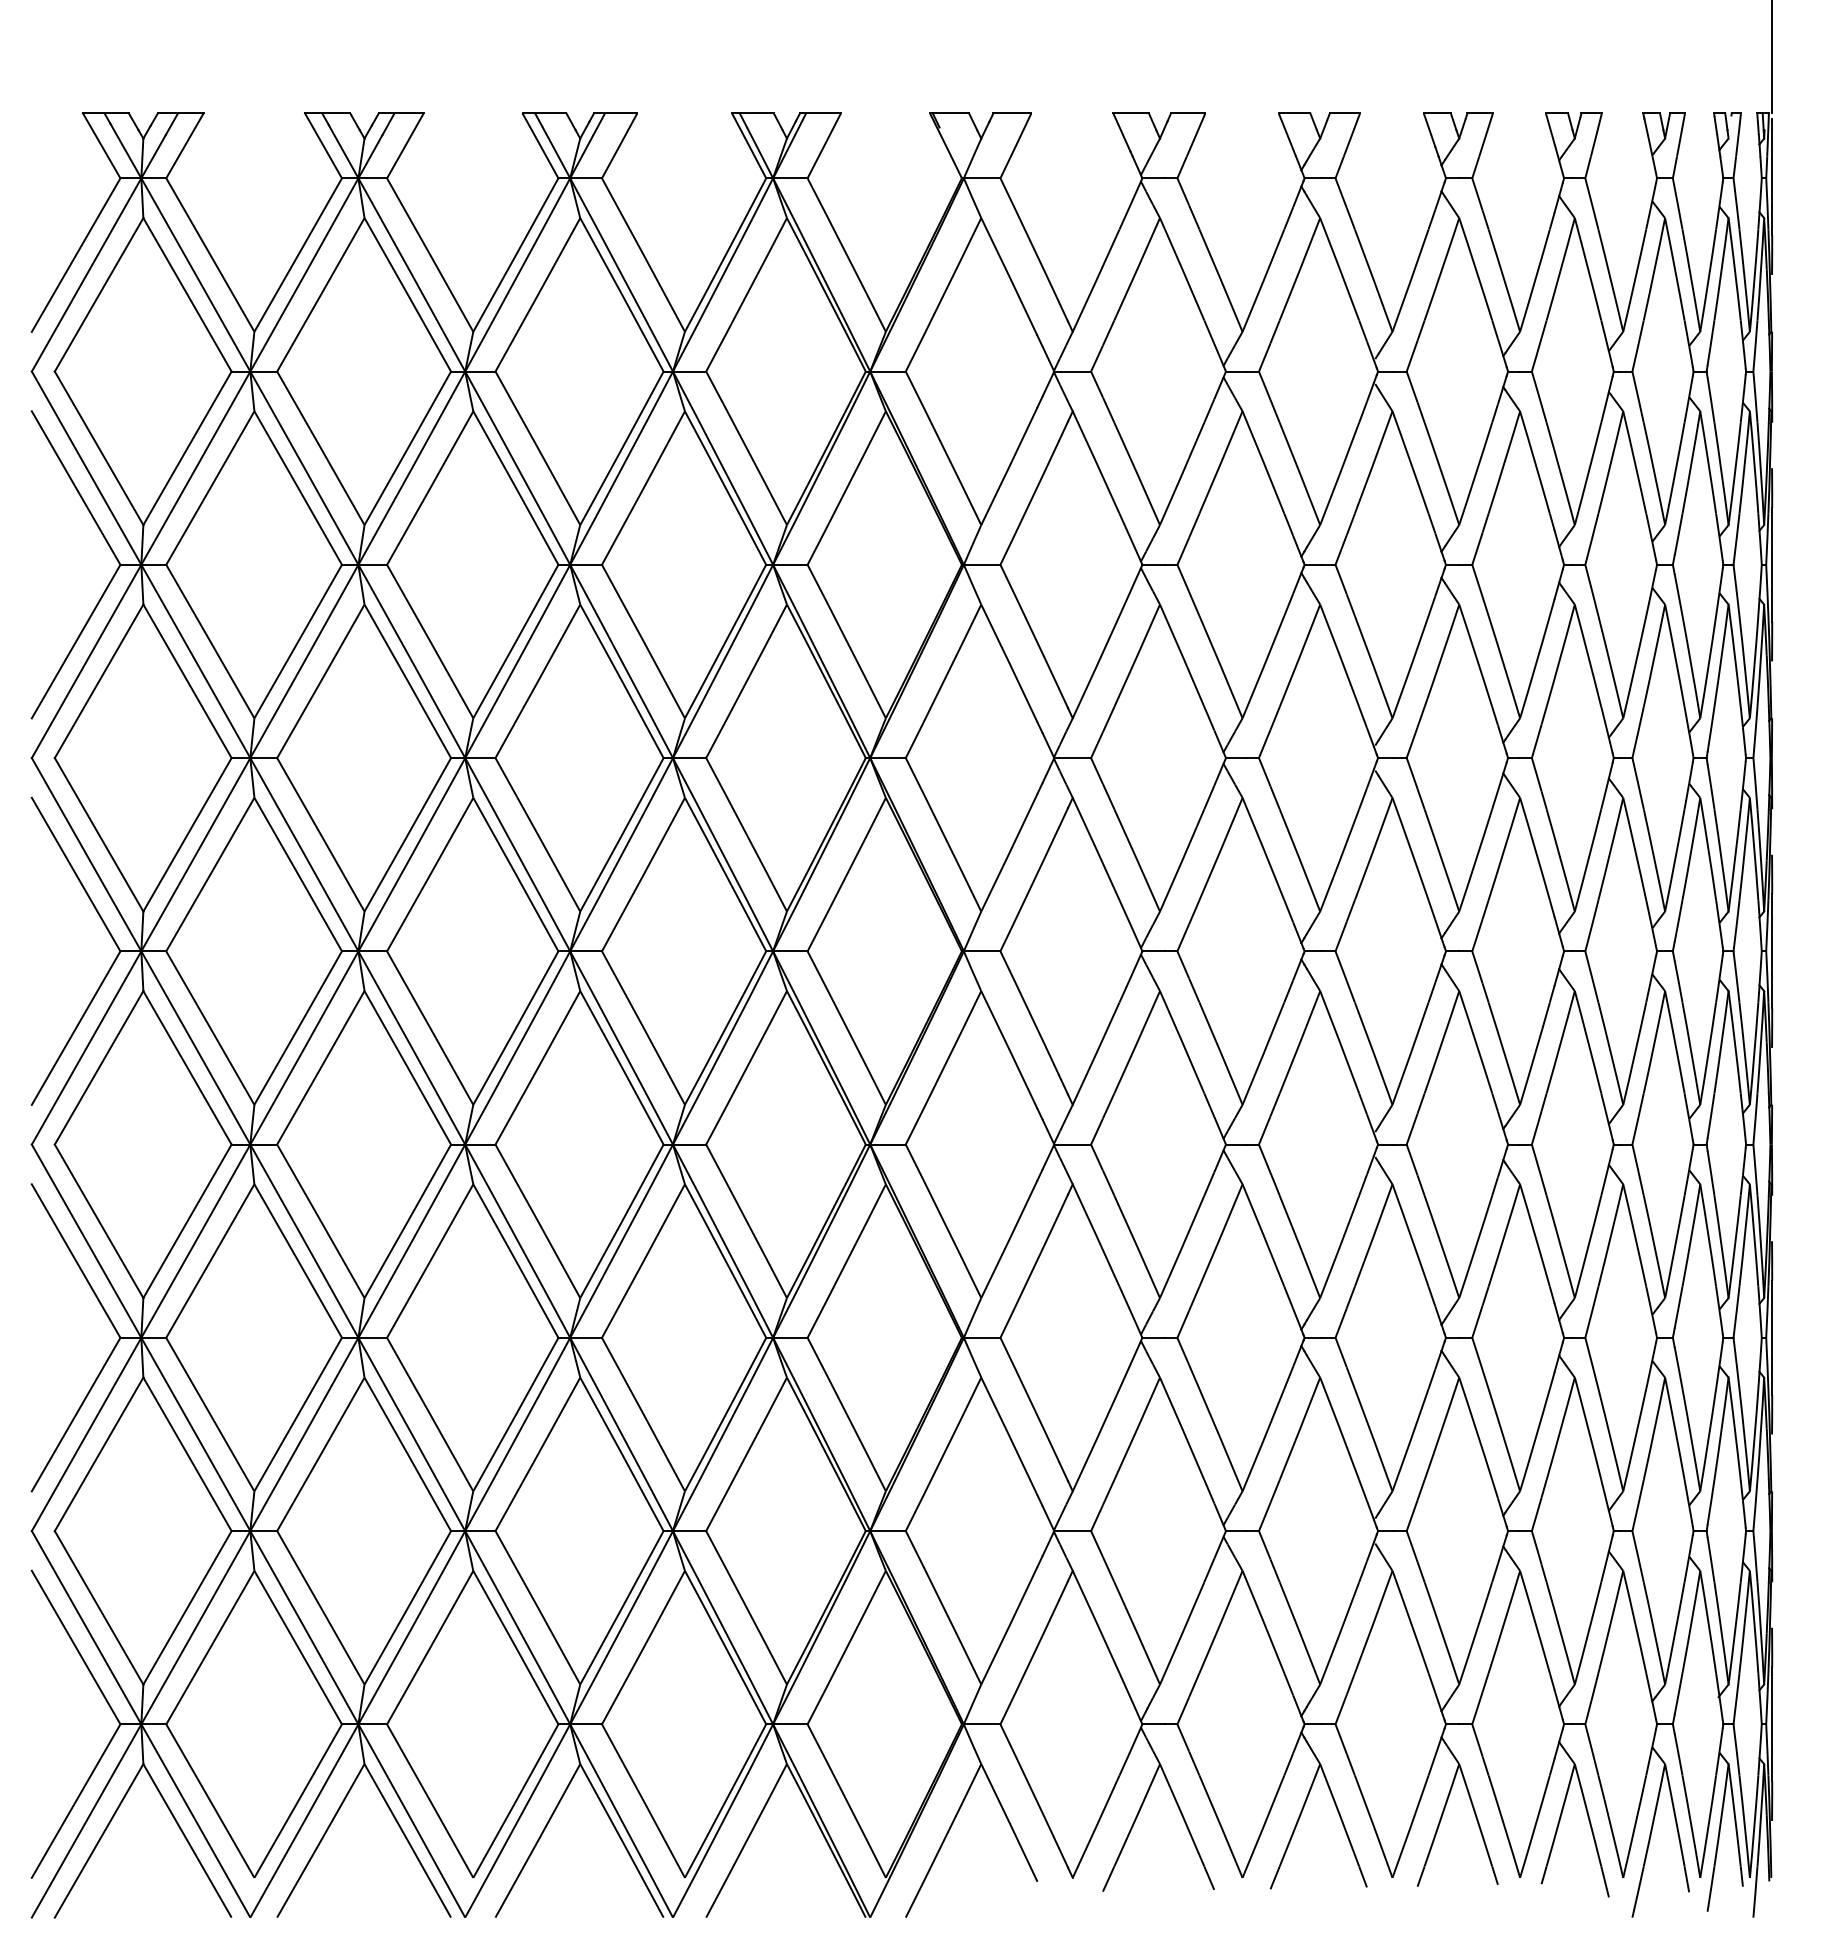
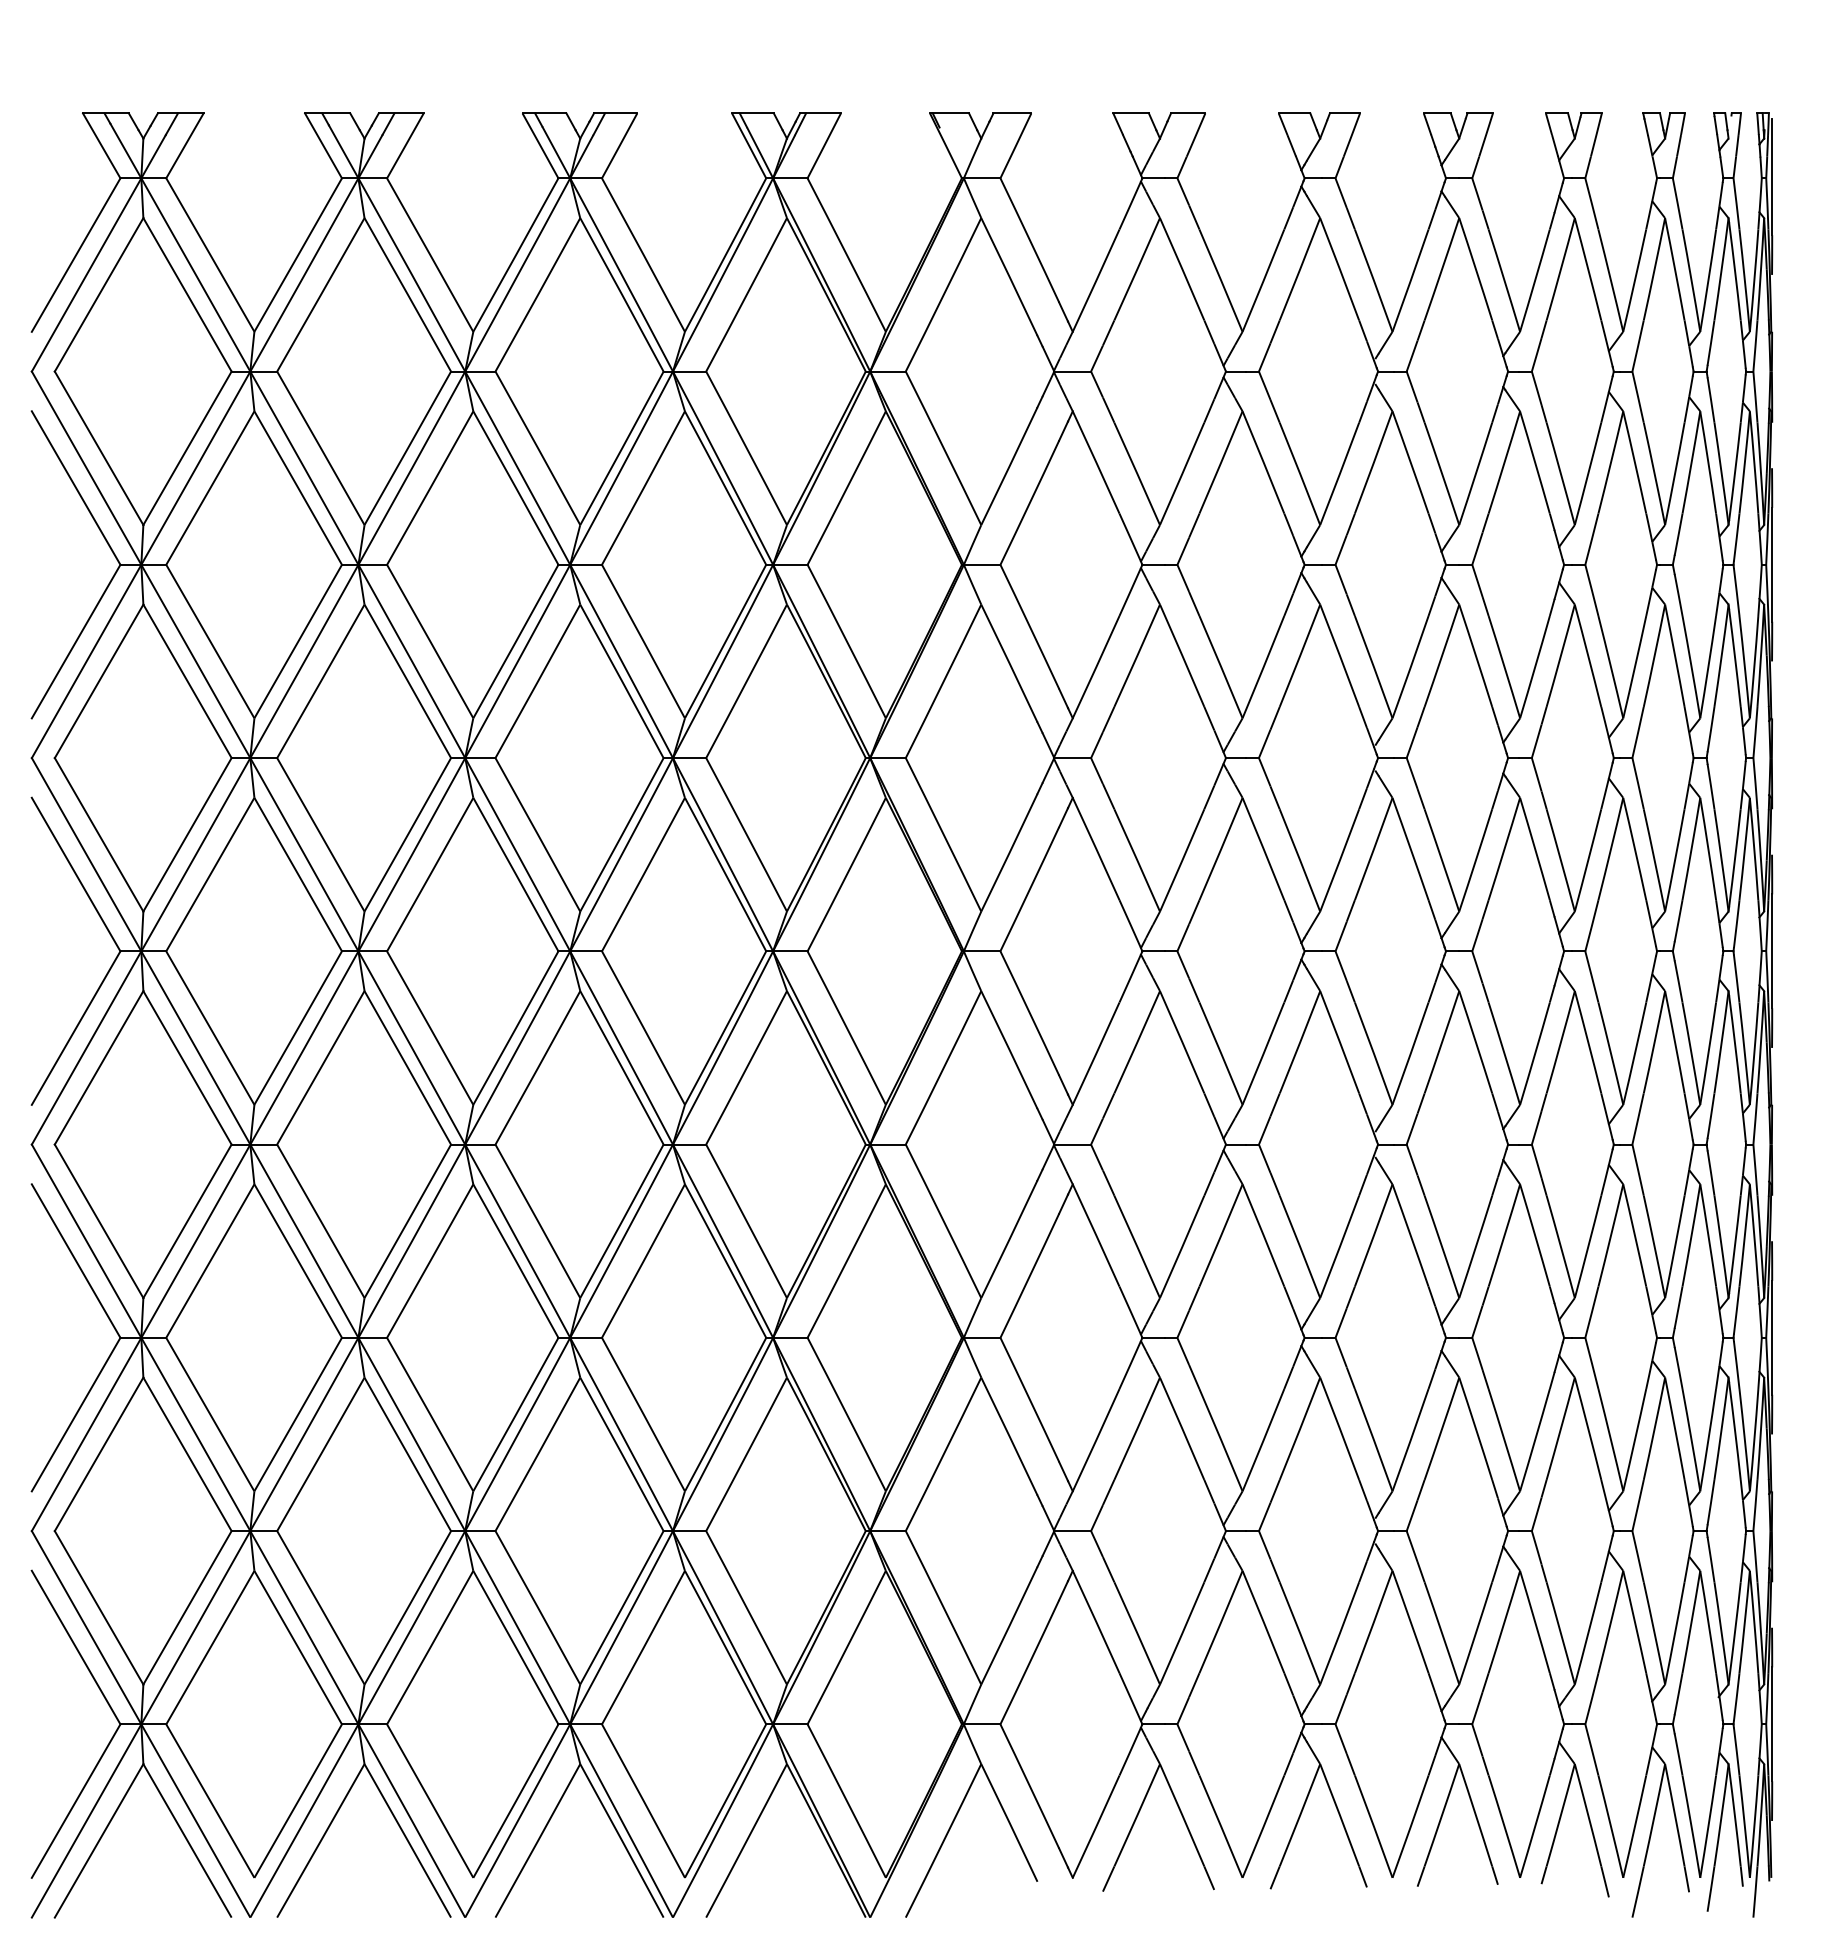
line: present -> none (1772, 57)
